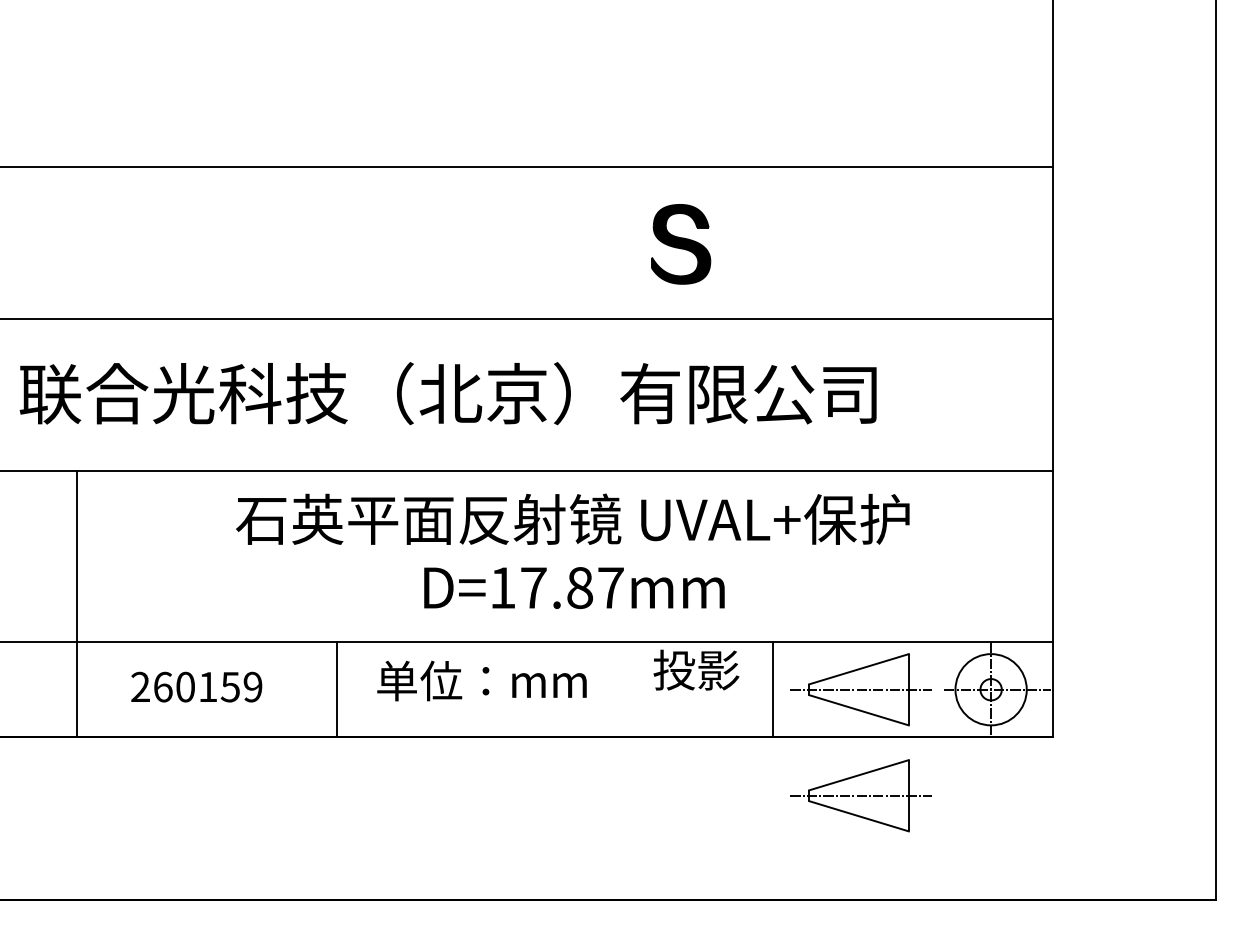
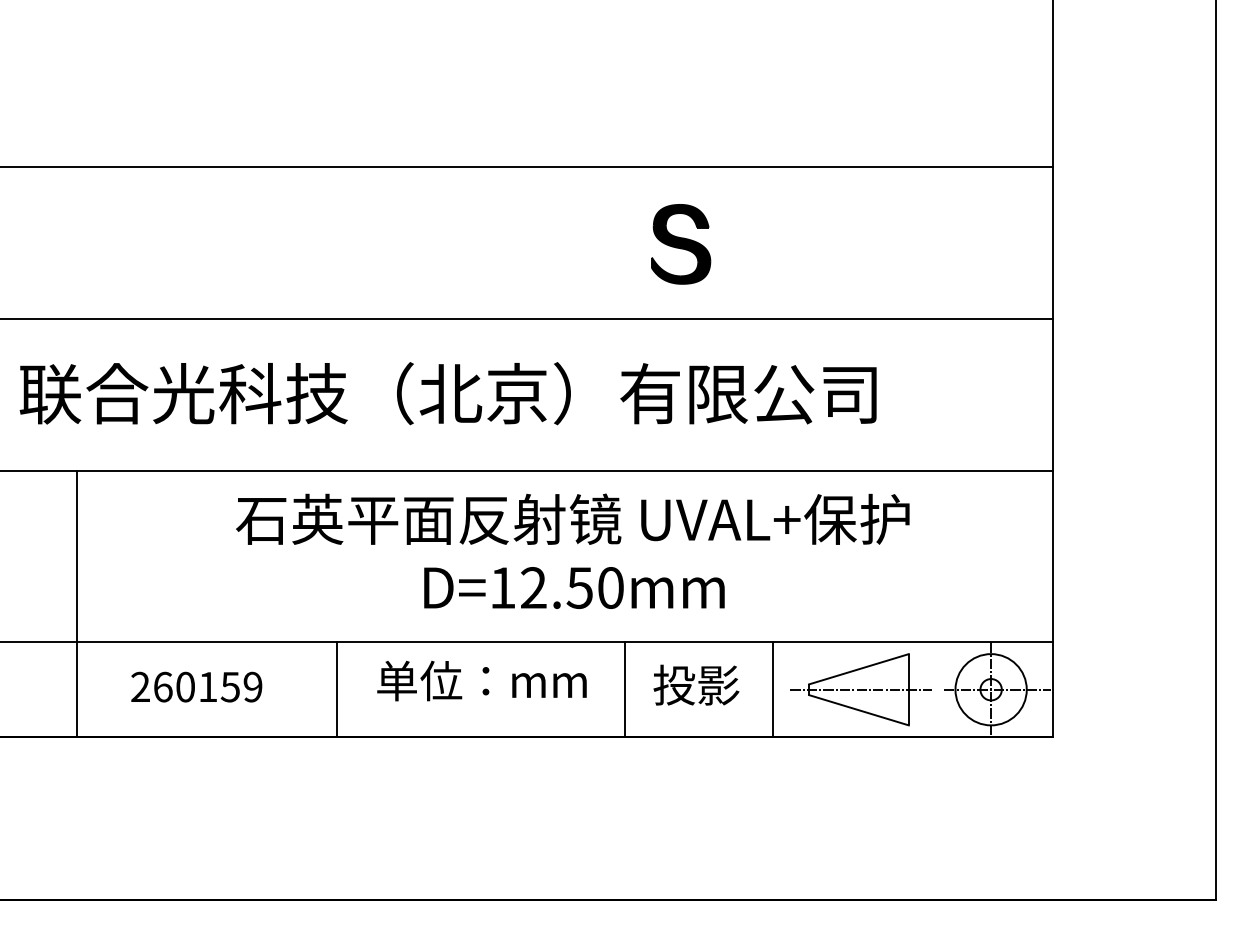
text: ^JD=17.87mm -> ^JD=12.50mm (572, 587)
text position: (696, 669) -> (696, 684) (696, 684)
line: none -> present (624, 689)
part: present -> none (860, 795)
